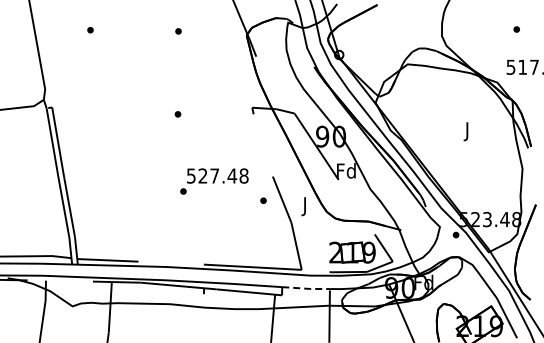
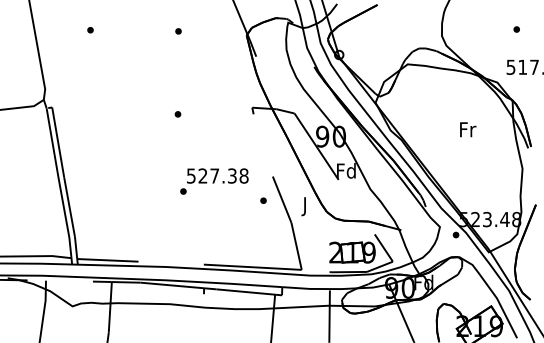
text: J -> Fr (468, 131)
text: 527.48 -> 527.38 (232, 175)
line: dashed -> solid (307, 288)
